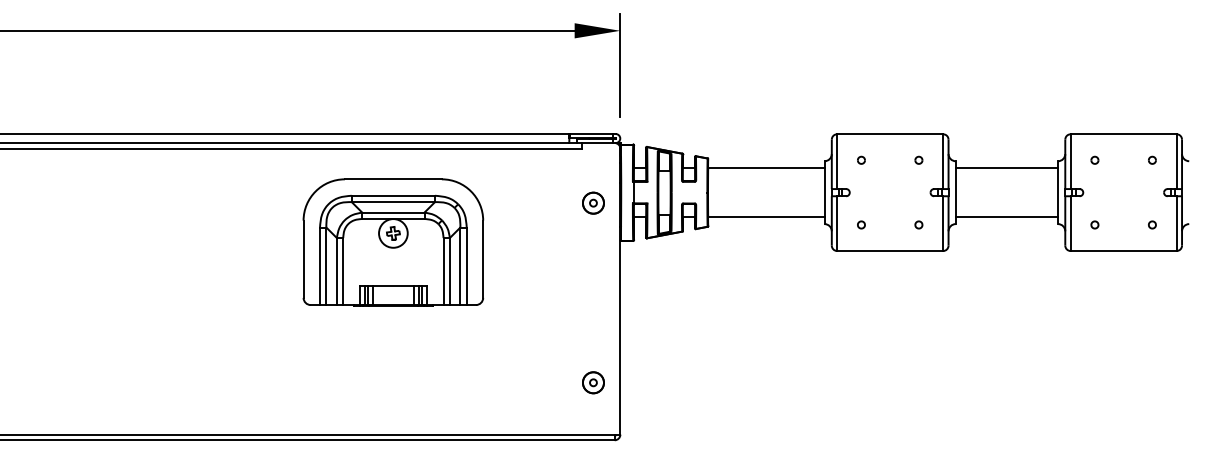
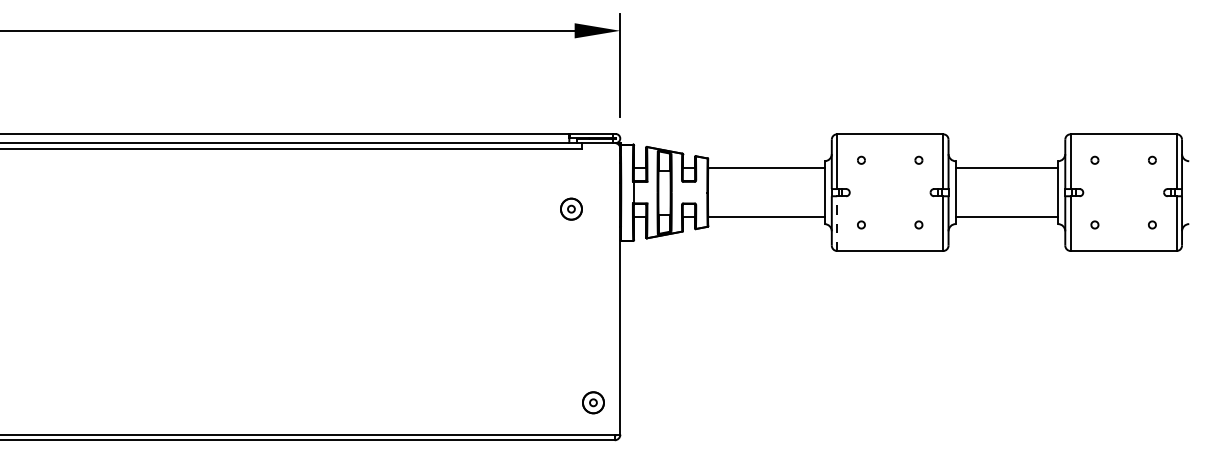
part position: (593, 202) -> (571, 208) (571, 208)
line: solid -> dashed (837, 223)
part: present -> none (393, 242)
part position: (593, 382) -> (593, 402) (593, 402)
